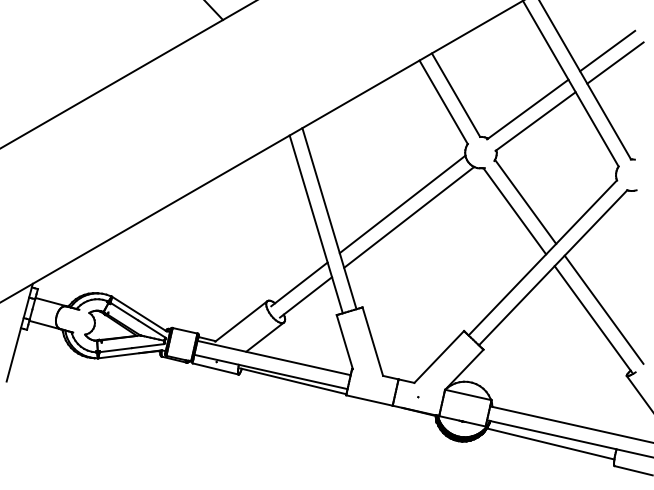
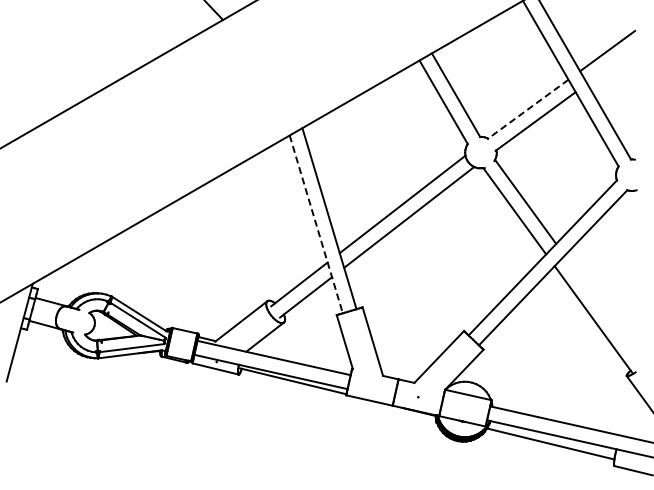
line: present -> none (615, 62)
line: solid -> dashed (527, 109)
line: solid -> dashed (316, 224)
line: present -> none (603, 309)
